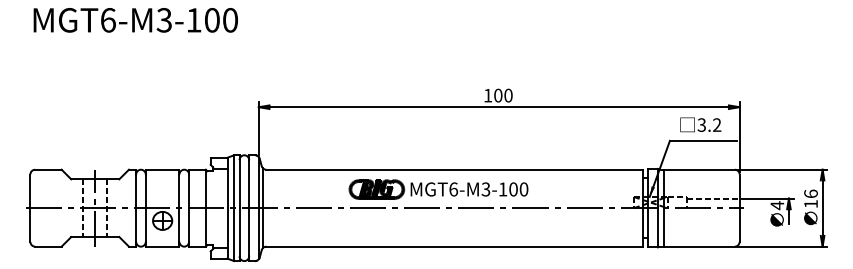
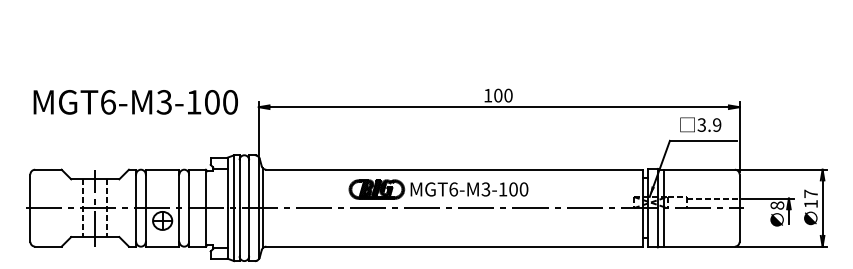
text position: (135, 20) -> (135, 102) (135, 102)
text: 3.2 -> 3.9 (717, 125)
text: 16 -> 17 (810, 193)
text: 4 -> 8 (777, 205)
